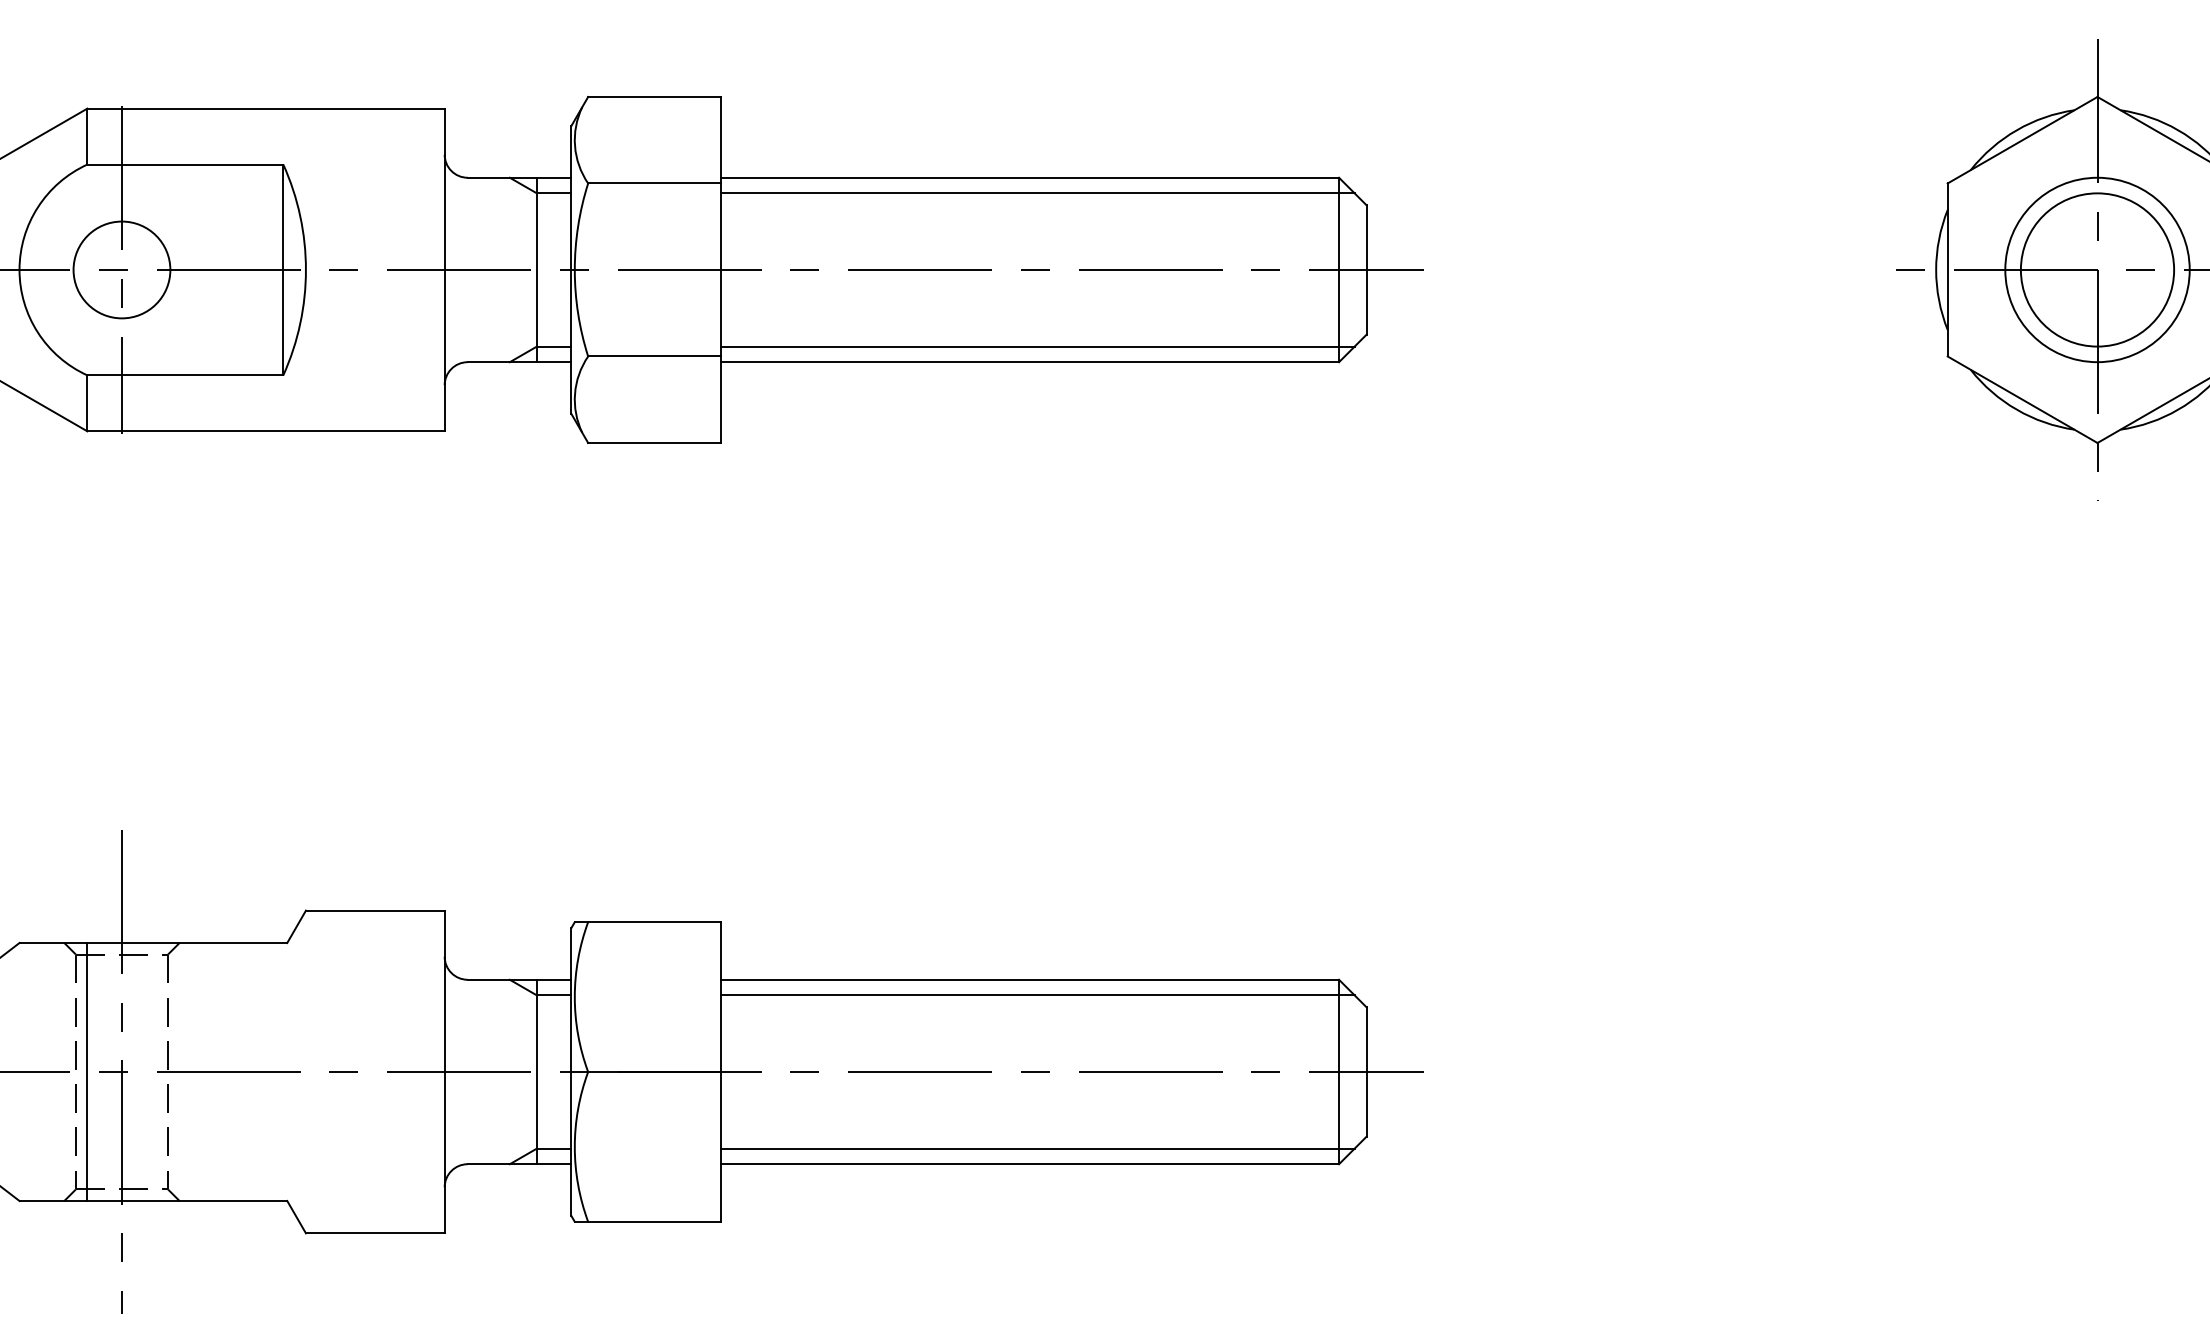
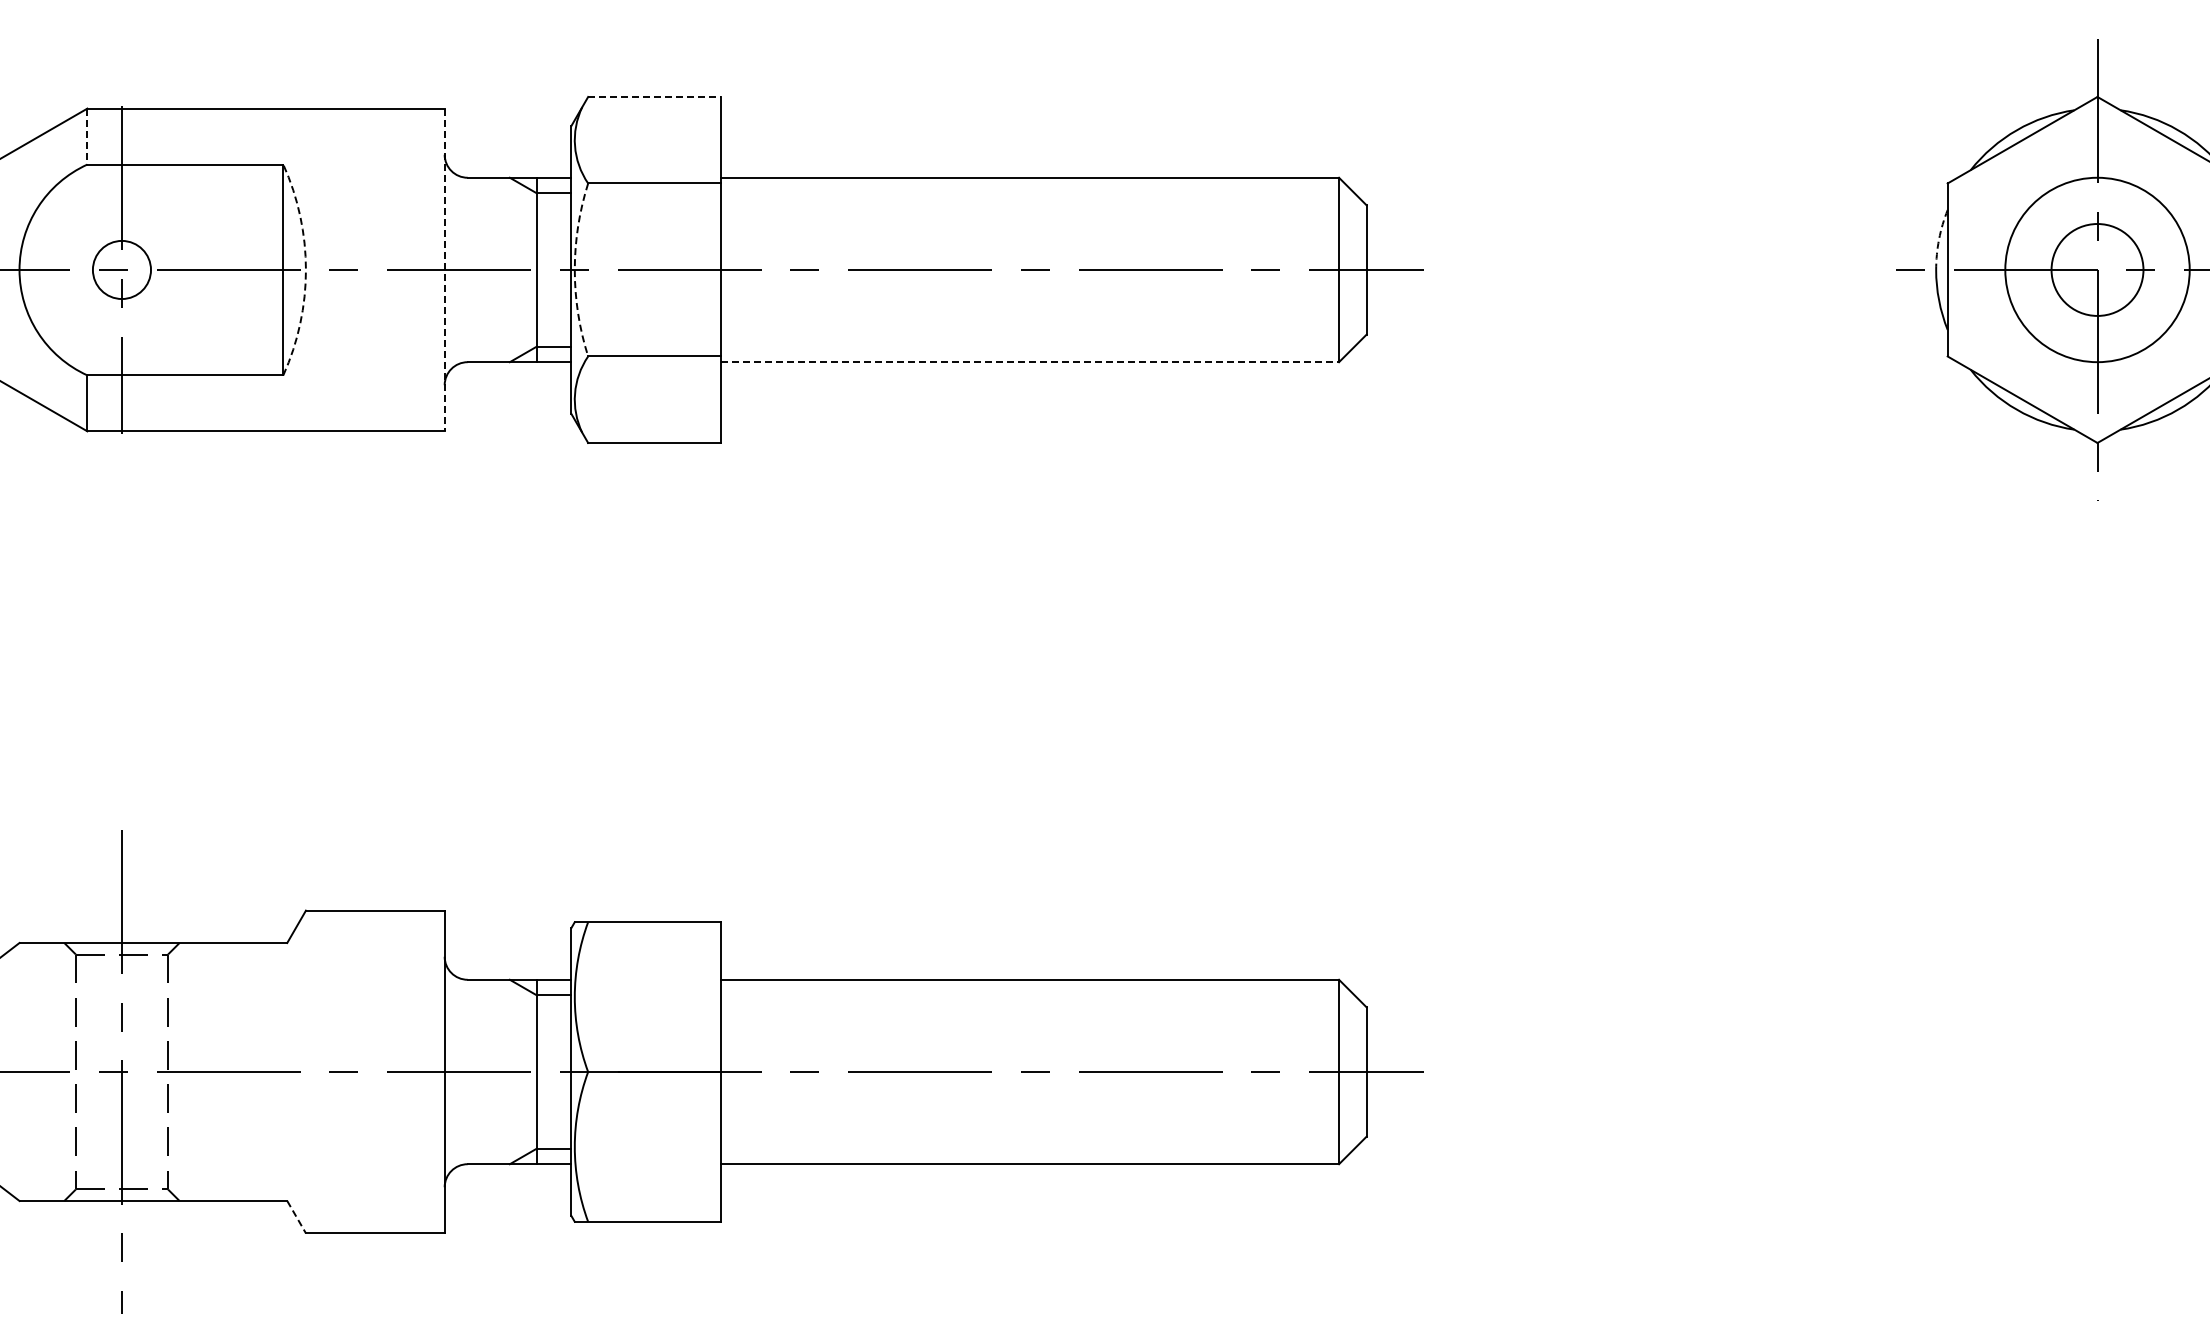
line: solid -> dashed (654, 96)
line: solid -> dashed (87, 136)
line: present -> none (1037, 193)
arc: solid -> dashed (1939, 239)
circle diameter: 97 px -> 58 px (121, 269)
arc: solid -> dashed (305, 269)
arc: solid -> dashed (574, 269)
circle diameter: 153 px -> 92 px (2097, 269)
line: solid -> dashed (444, 270)
line: present -> none (1037, 346)
line: solid -> dashed (1030, 362)
line: present -> none (1037, 995)
line: present -> none (87, 1071)
line: present -> none (1037, 1148)
line: solid -> dashed (296, 1217)
